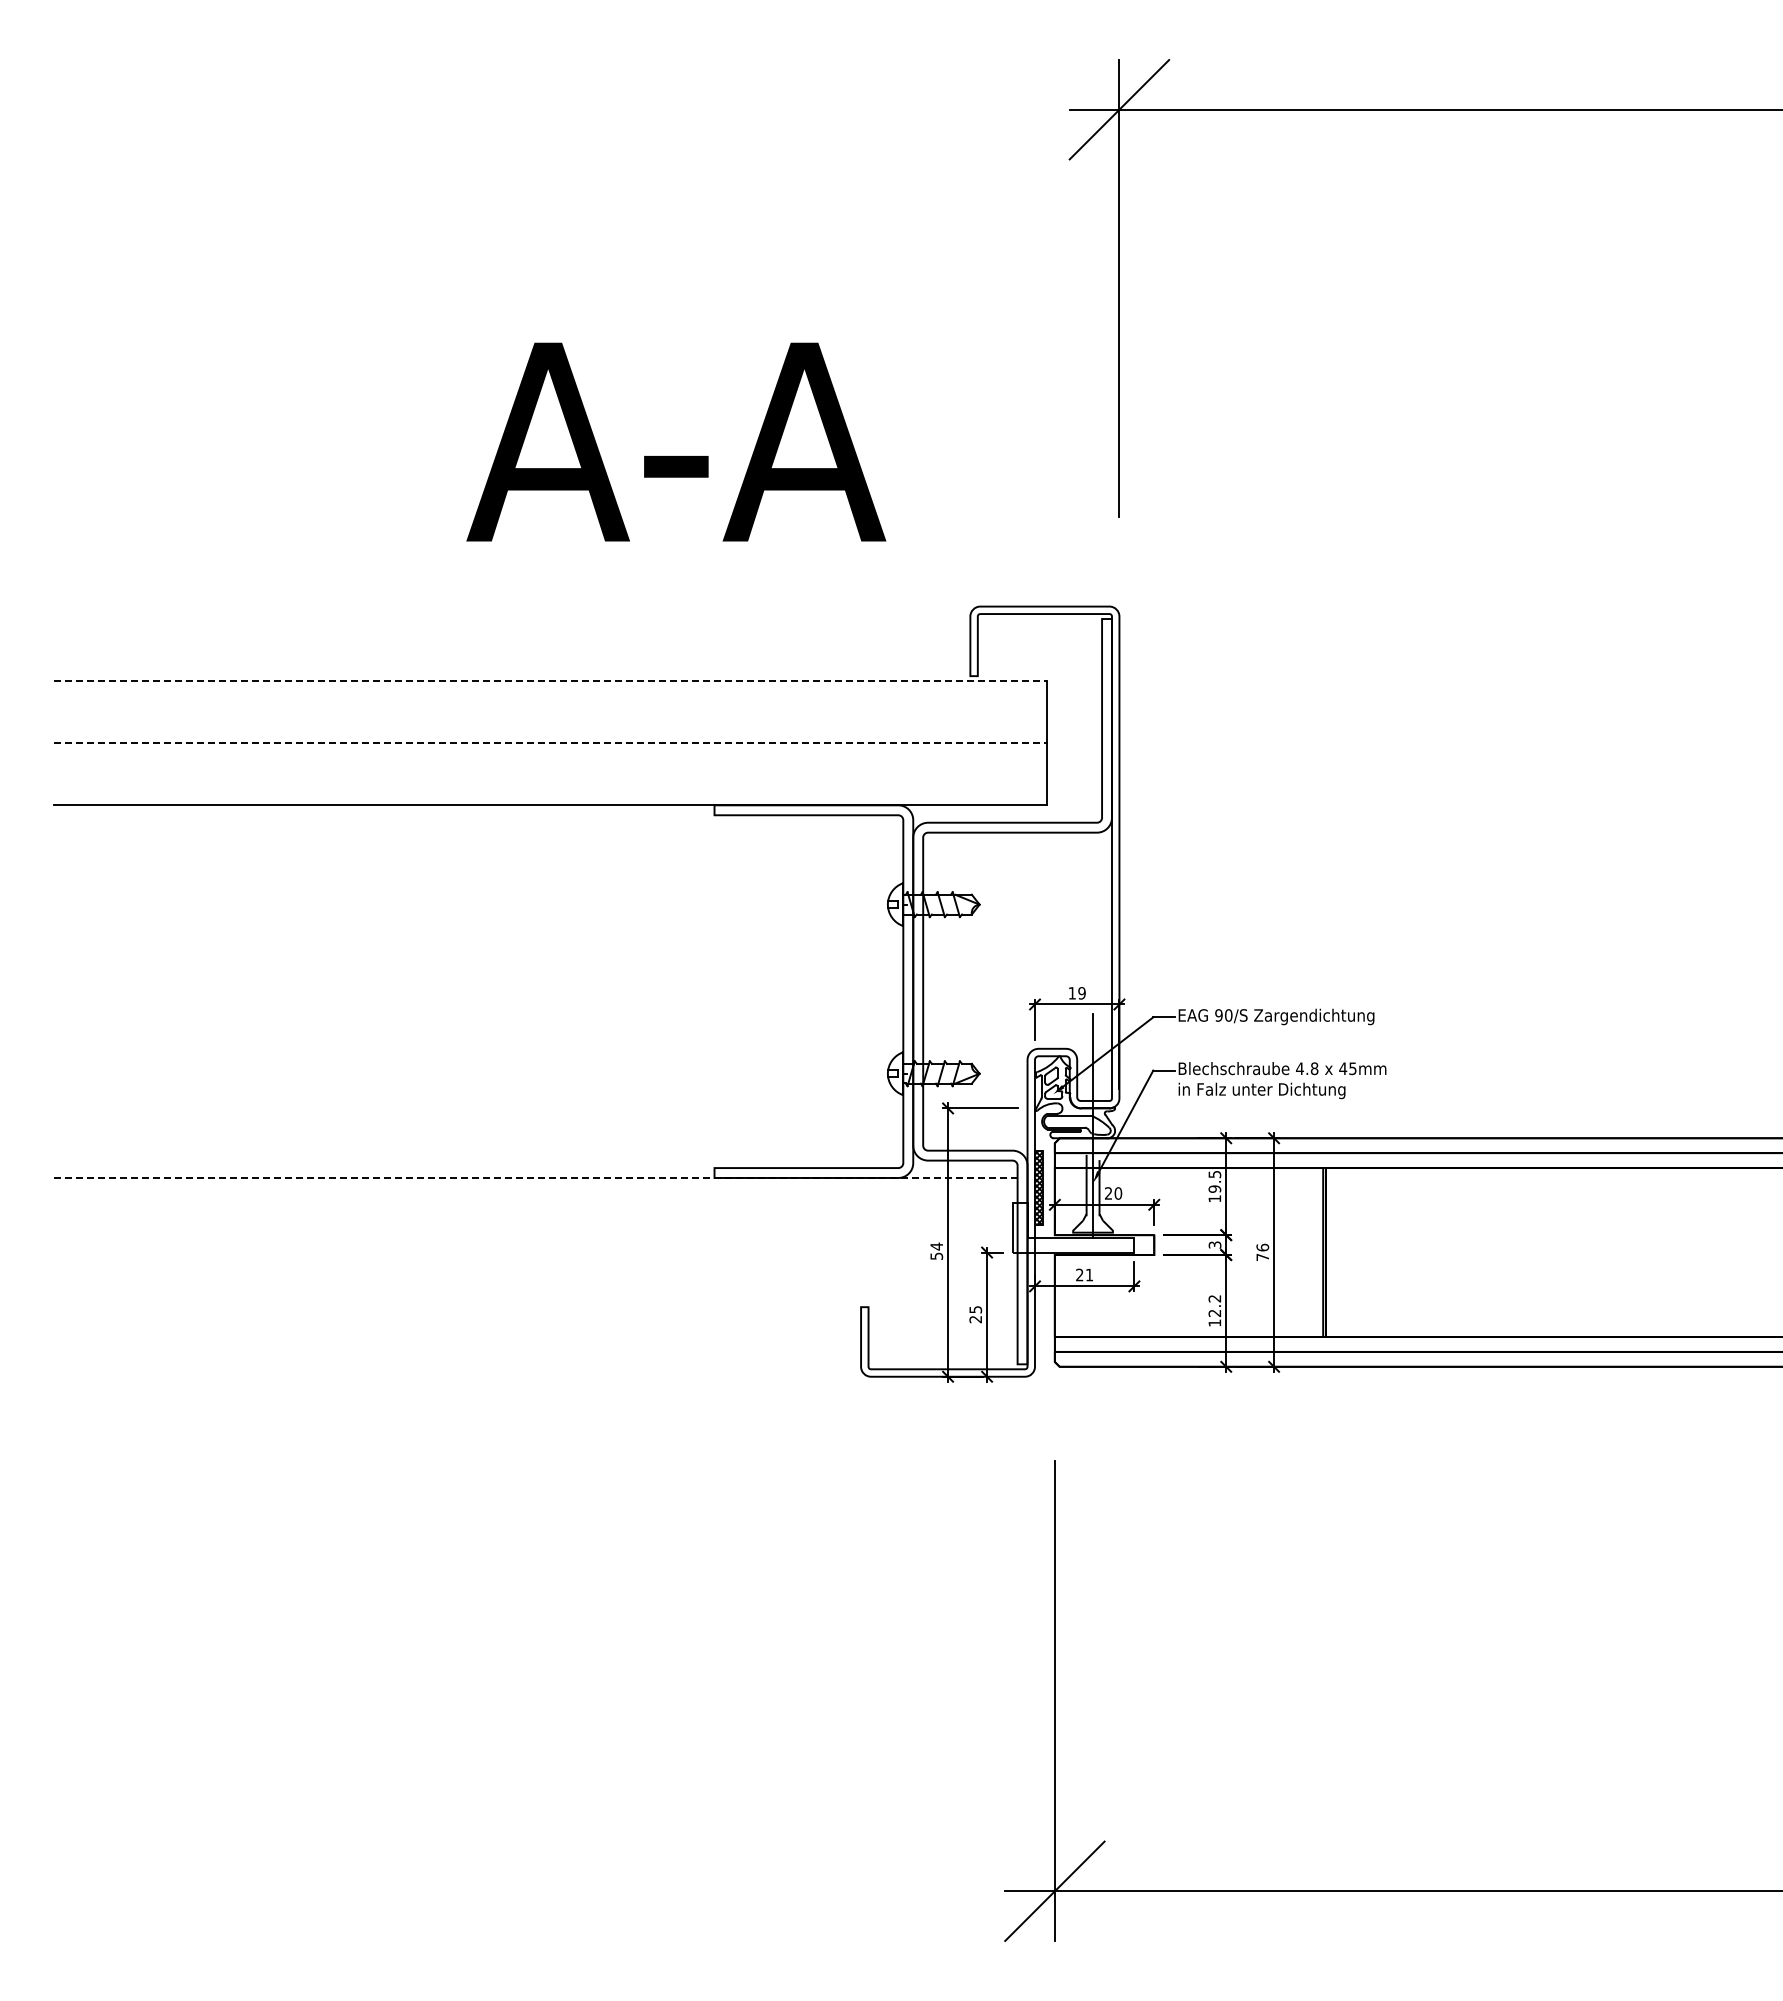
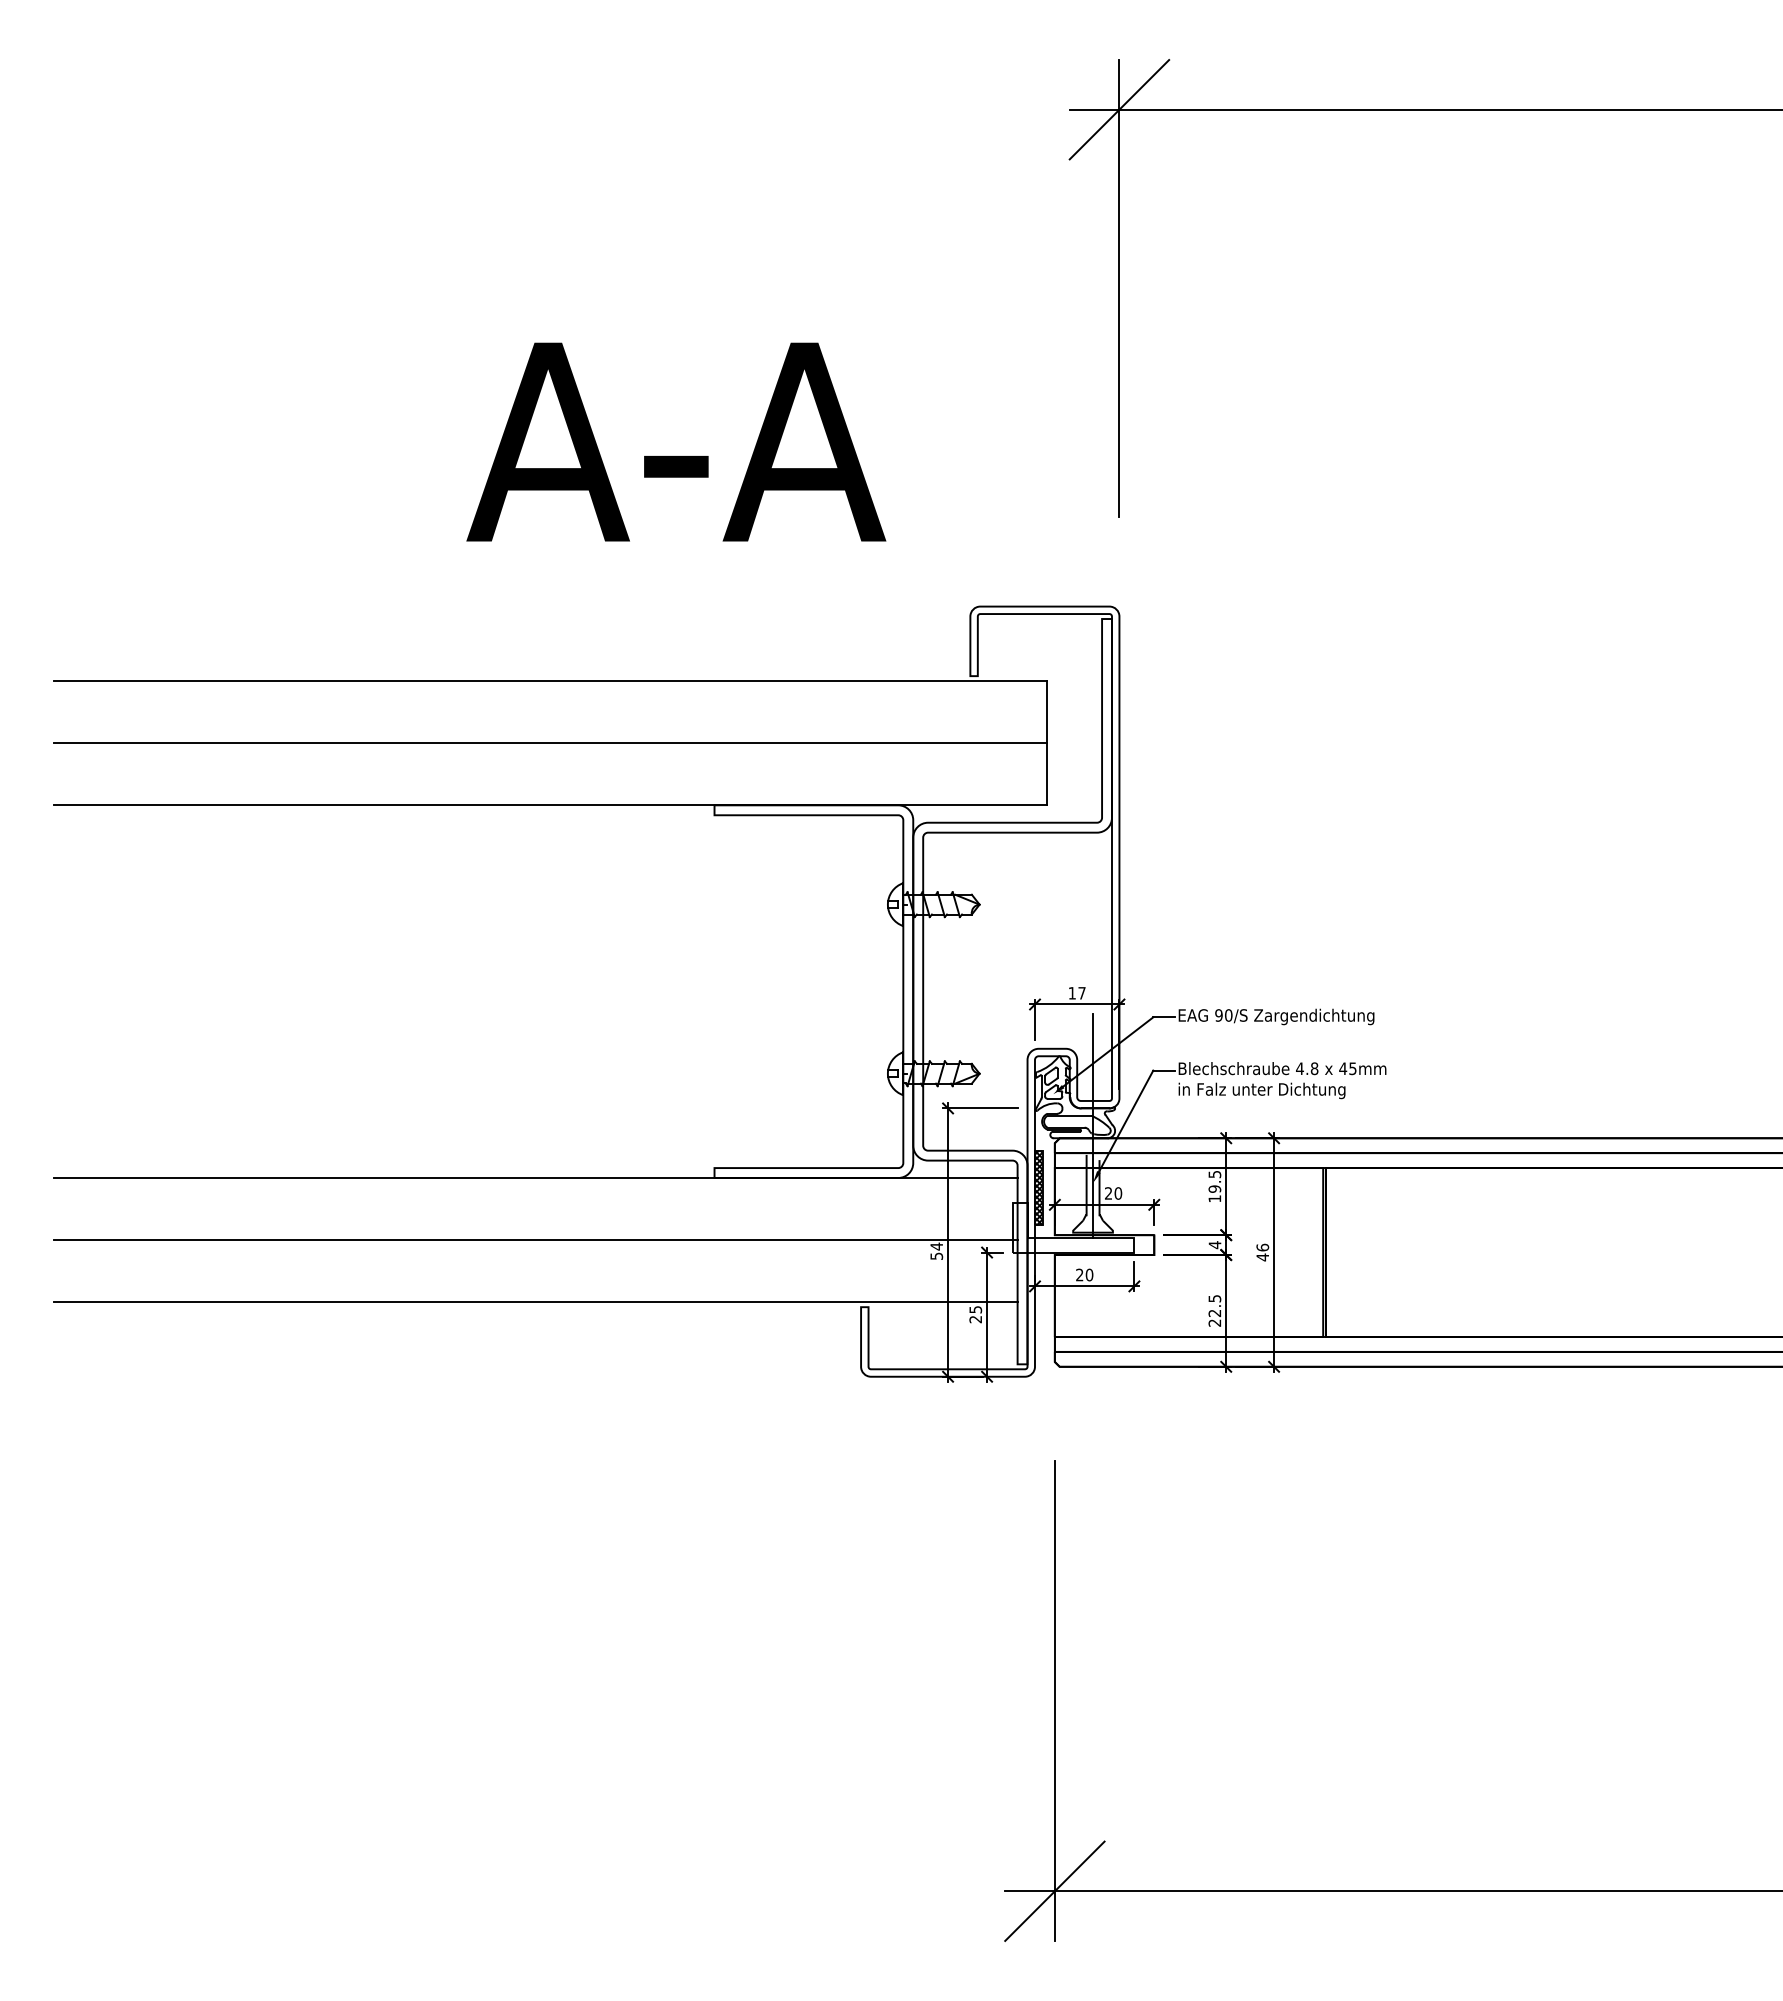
line: dashed -> solid (550, 681)
line: dashed -> solid (550, 743)
text: 19 -> 17 (1081, 993)
line: dashed -> solid (535, 1178)
line: none -> present (535, 1240)
text: 3 -> 4 (1214, 1245)
text: 76 -> 46 (1262, 1257)
text: 21 -> 20 (1089, 1274)
line: none -> present (535, 1302)
text: 12.2 -> 22.5 (1214, 1310)
